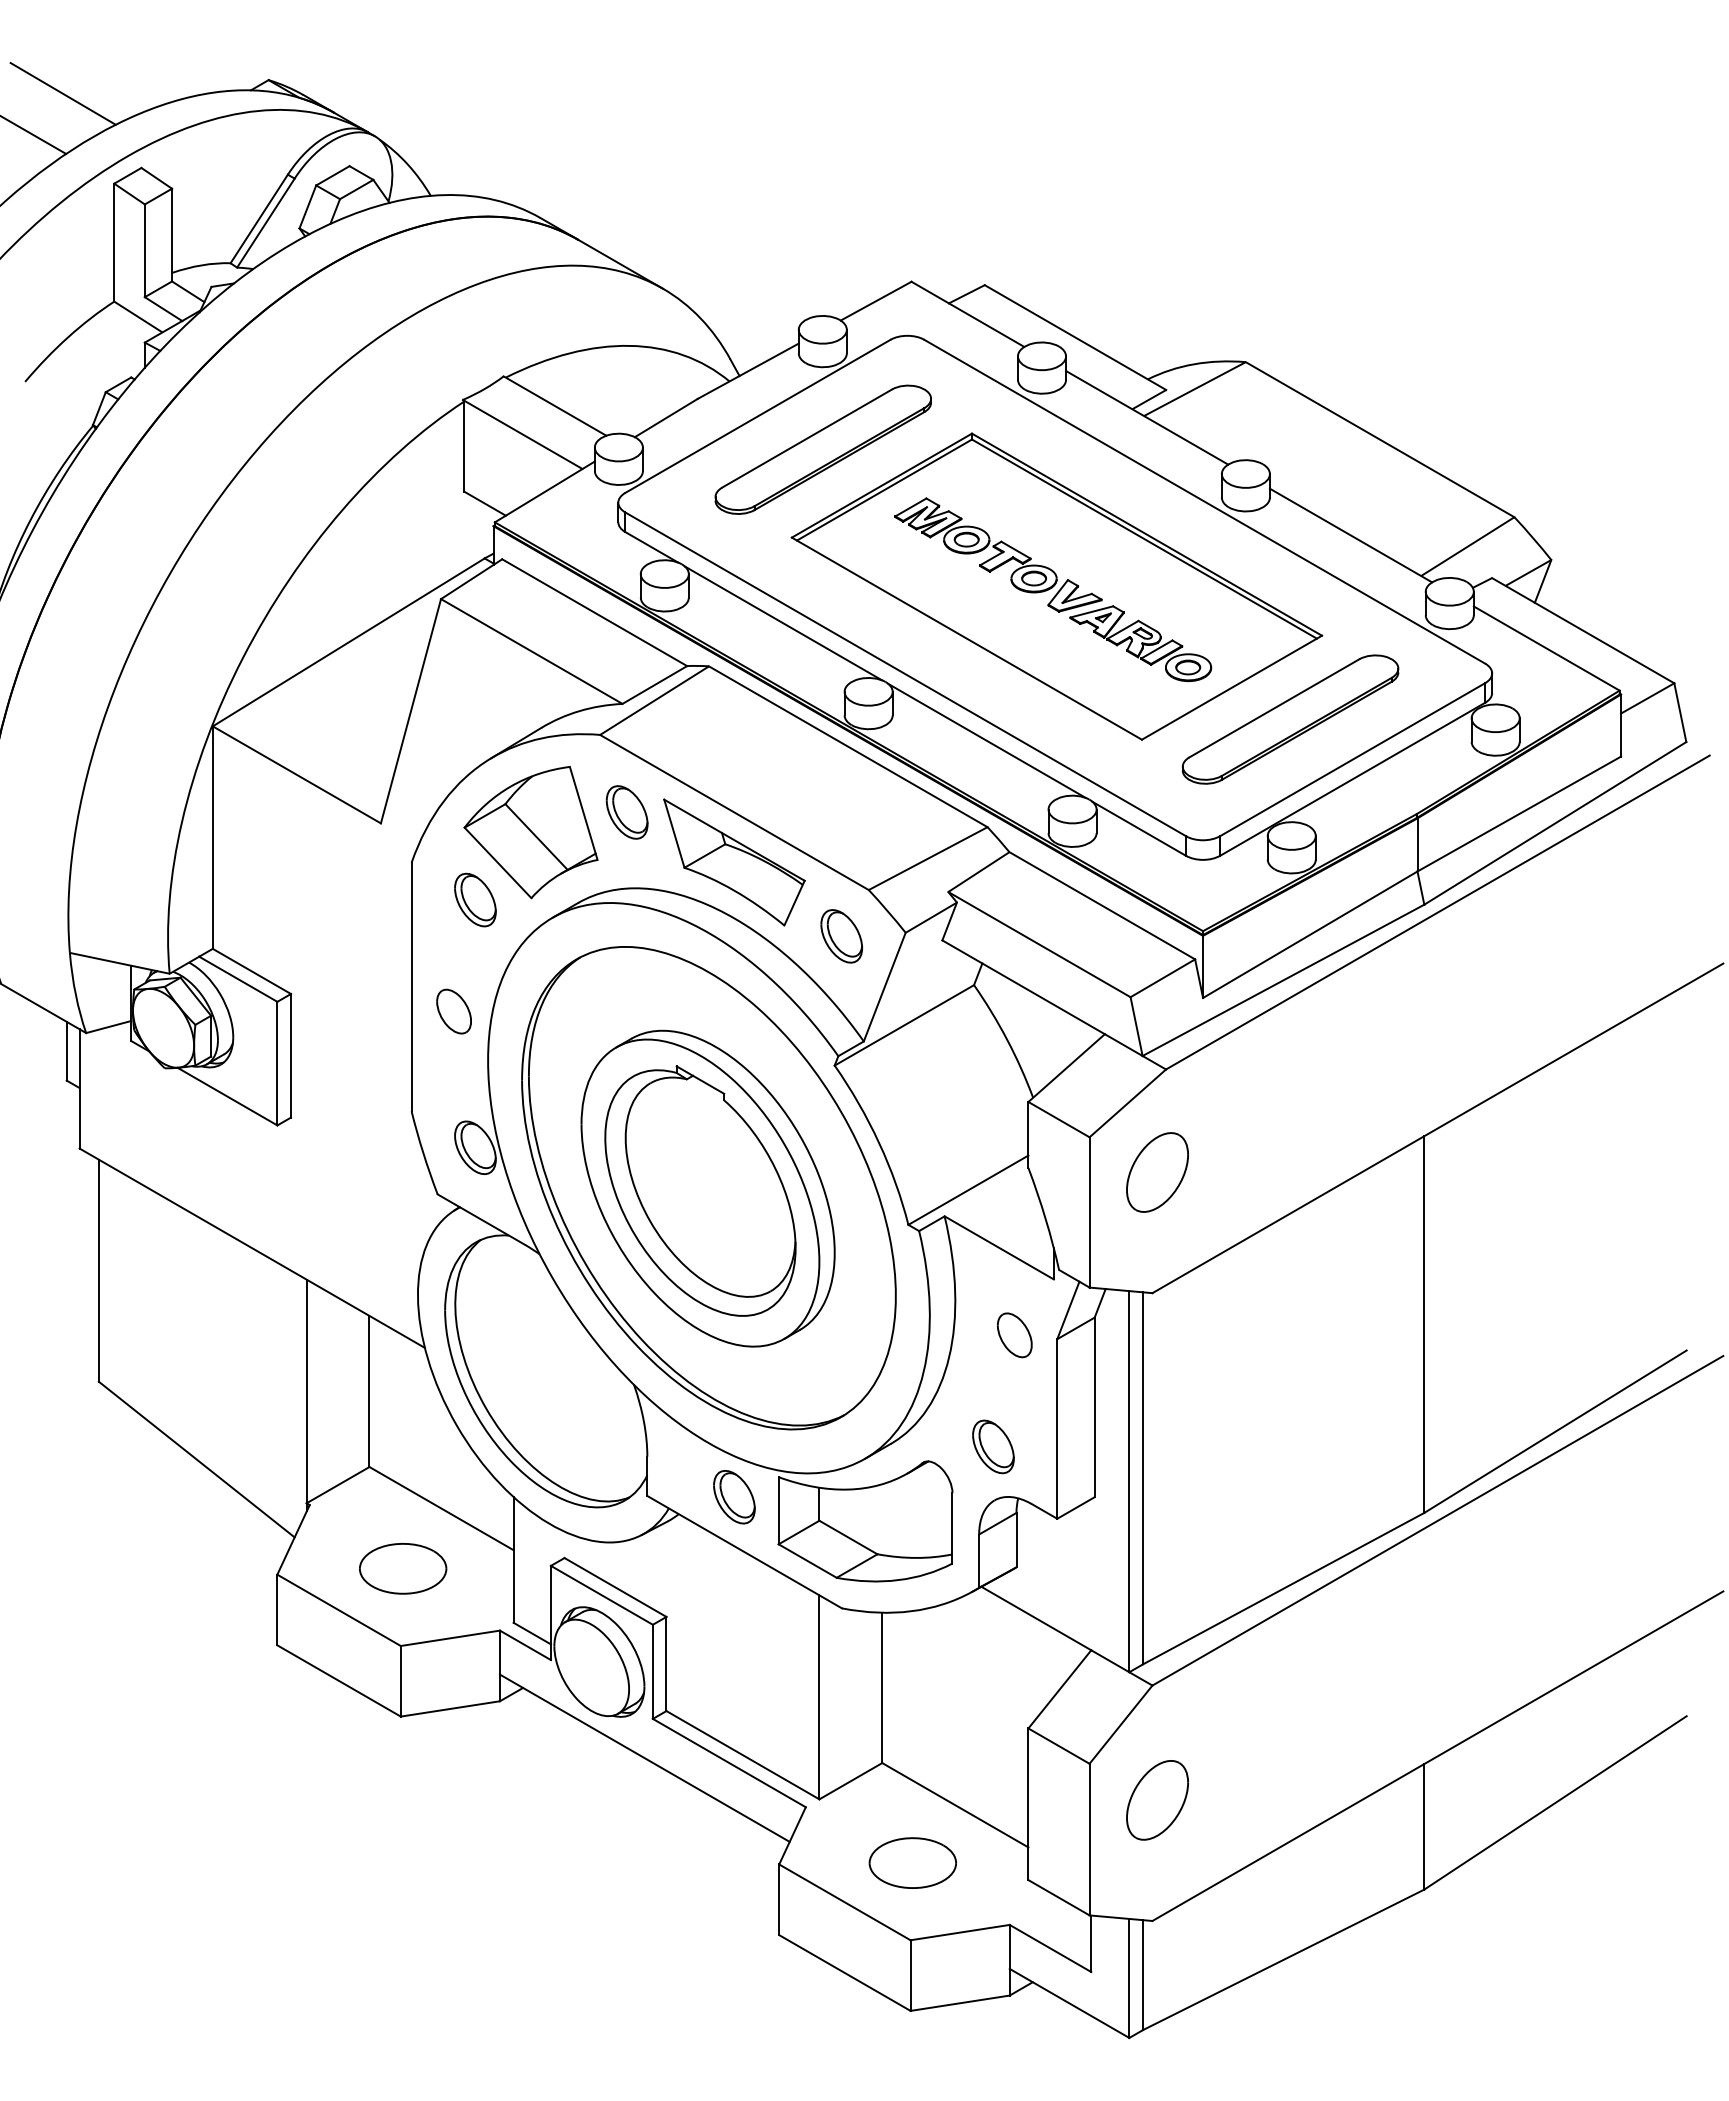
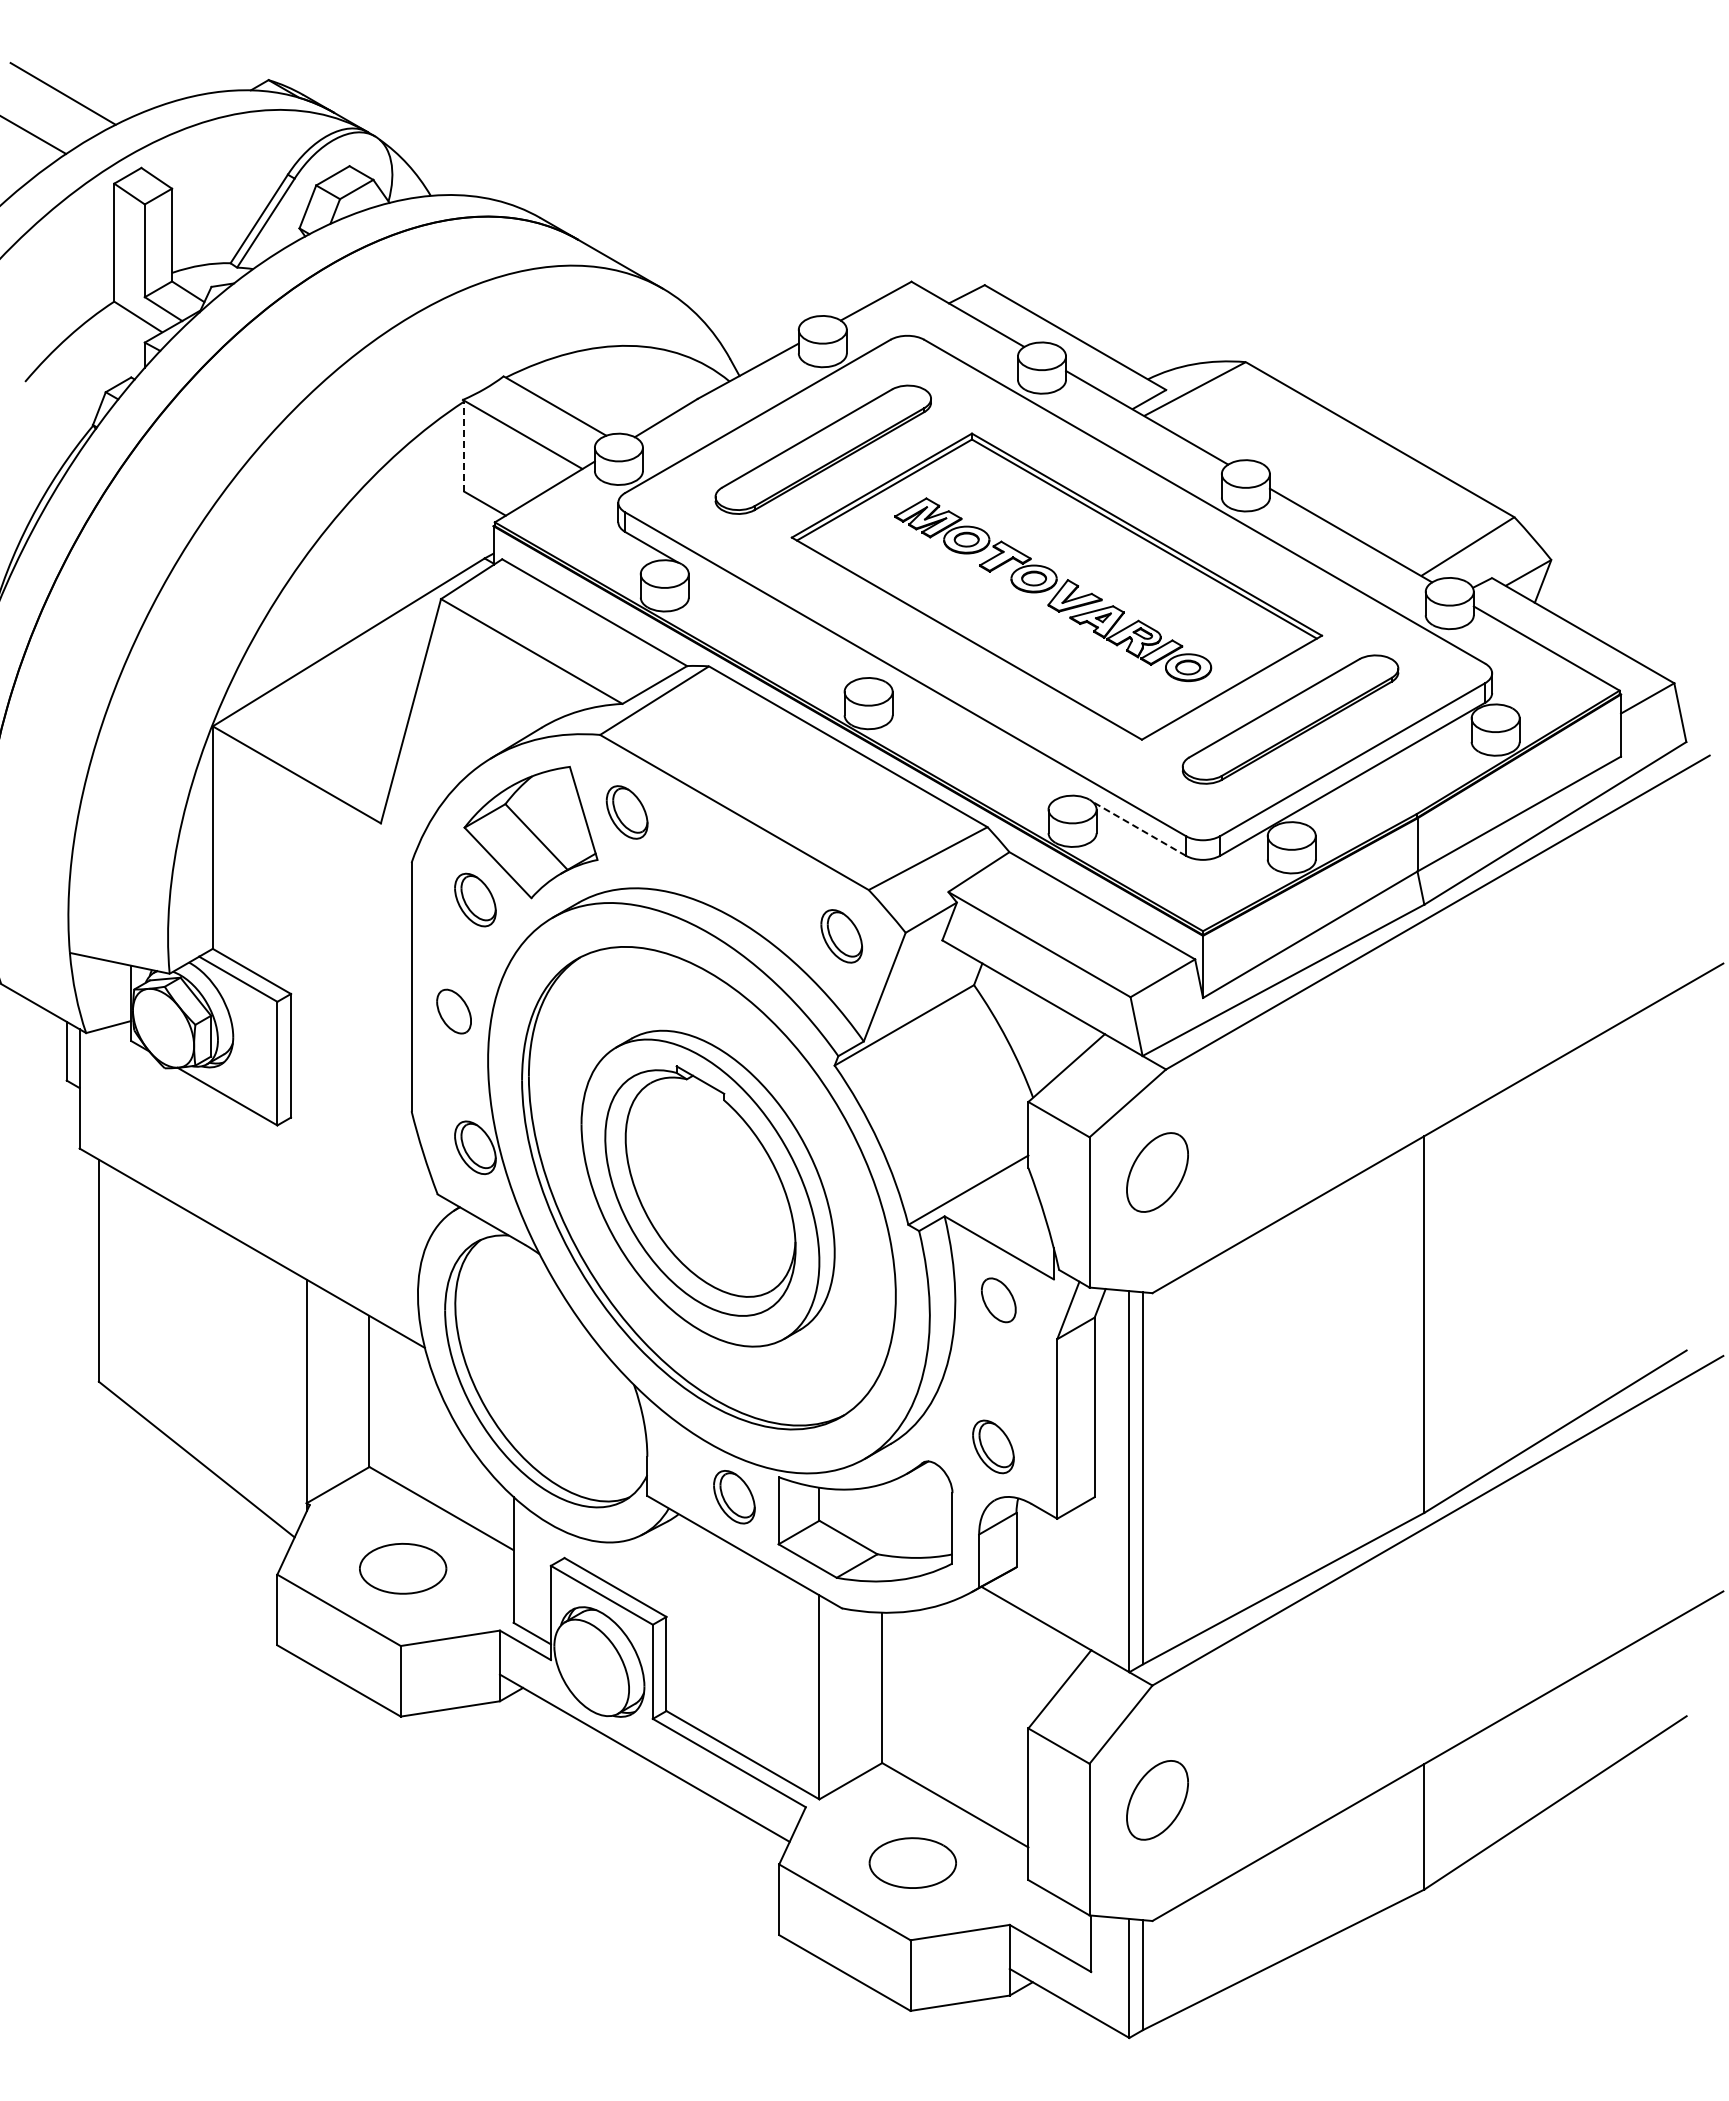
line: solid -> dashed (464, 446)
line: present -> none (782, 623)
line: present -> none (986, 740)
line: solid -> dashed (1139, 828)
part: present -> none (734, 862)
part position: (1014, 1335) -> (998, 1300) (998, 1300)
